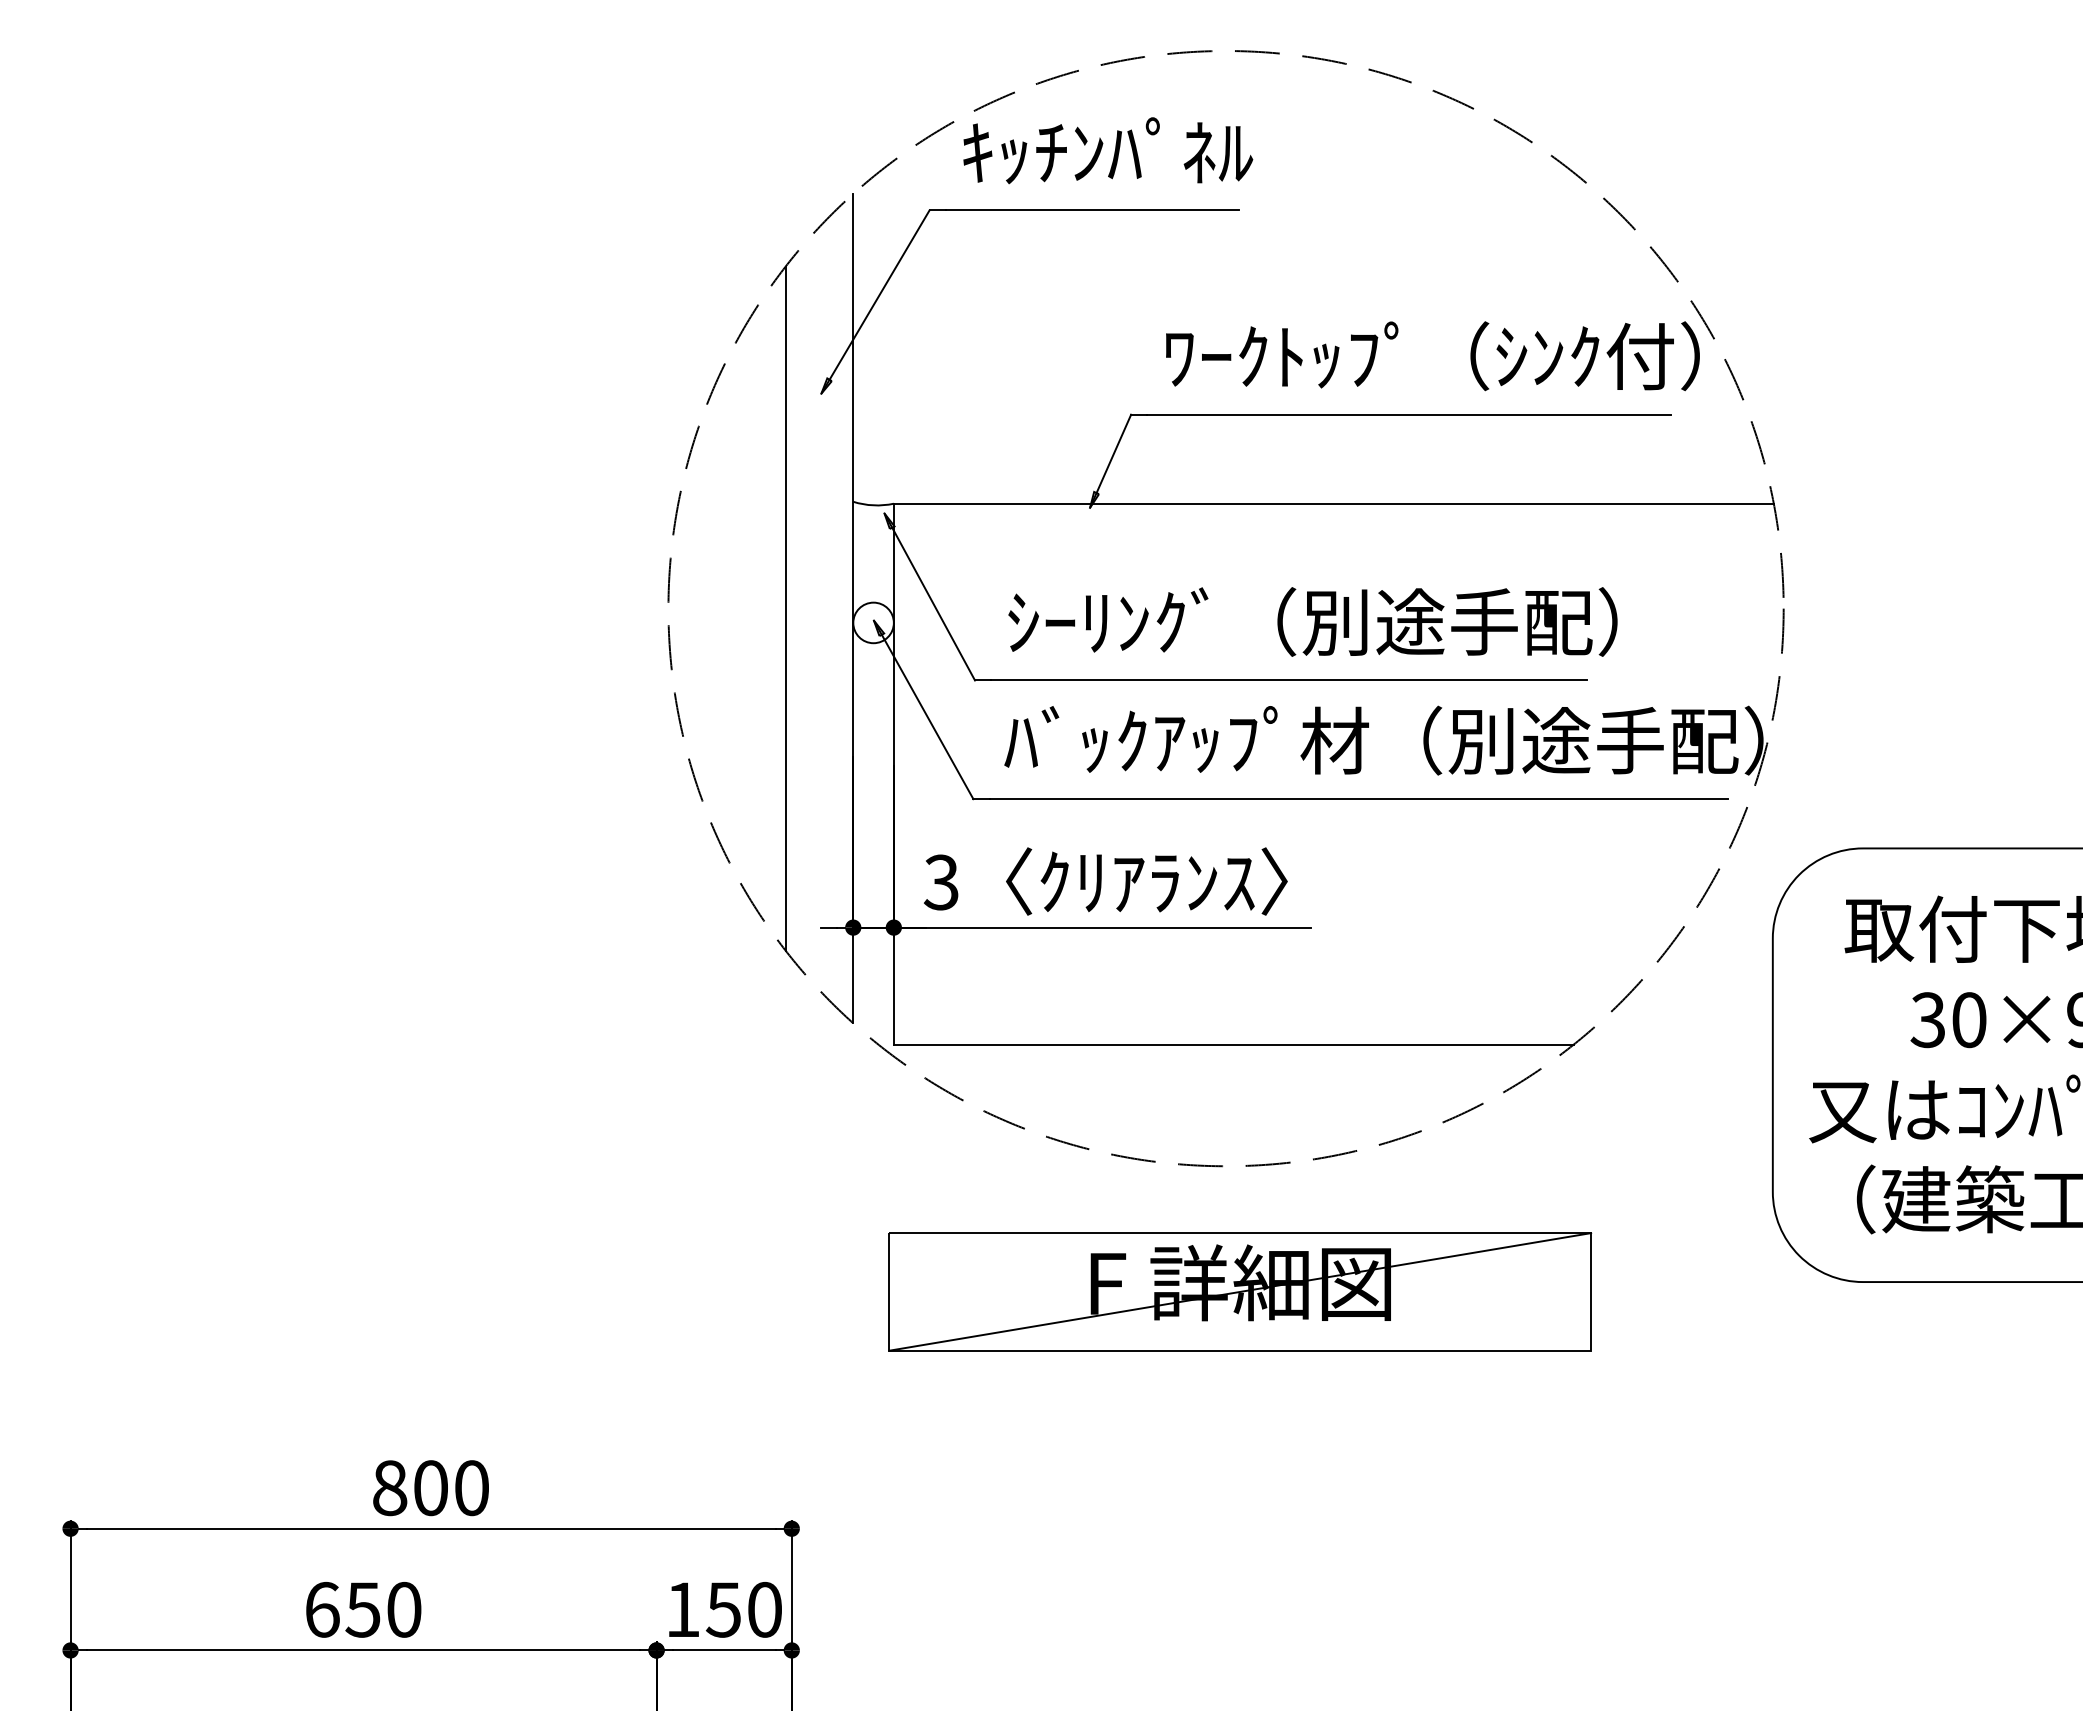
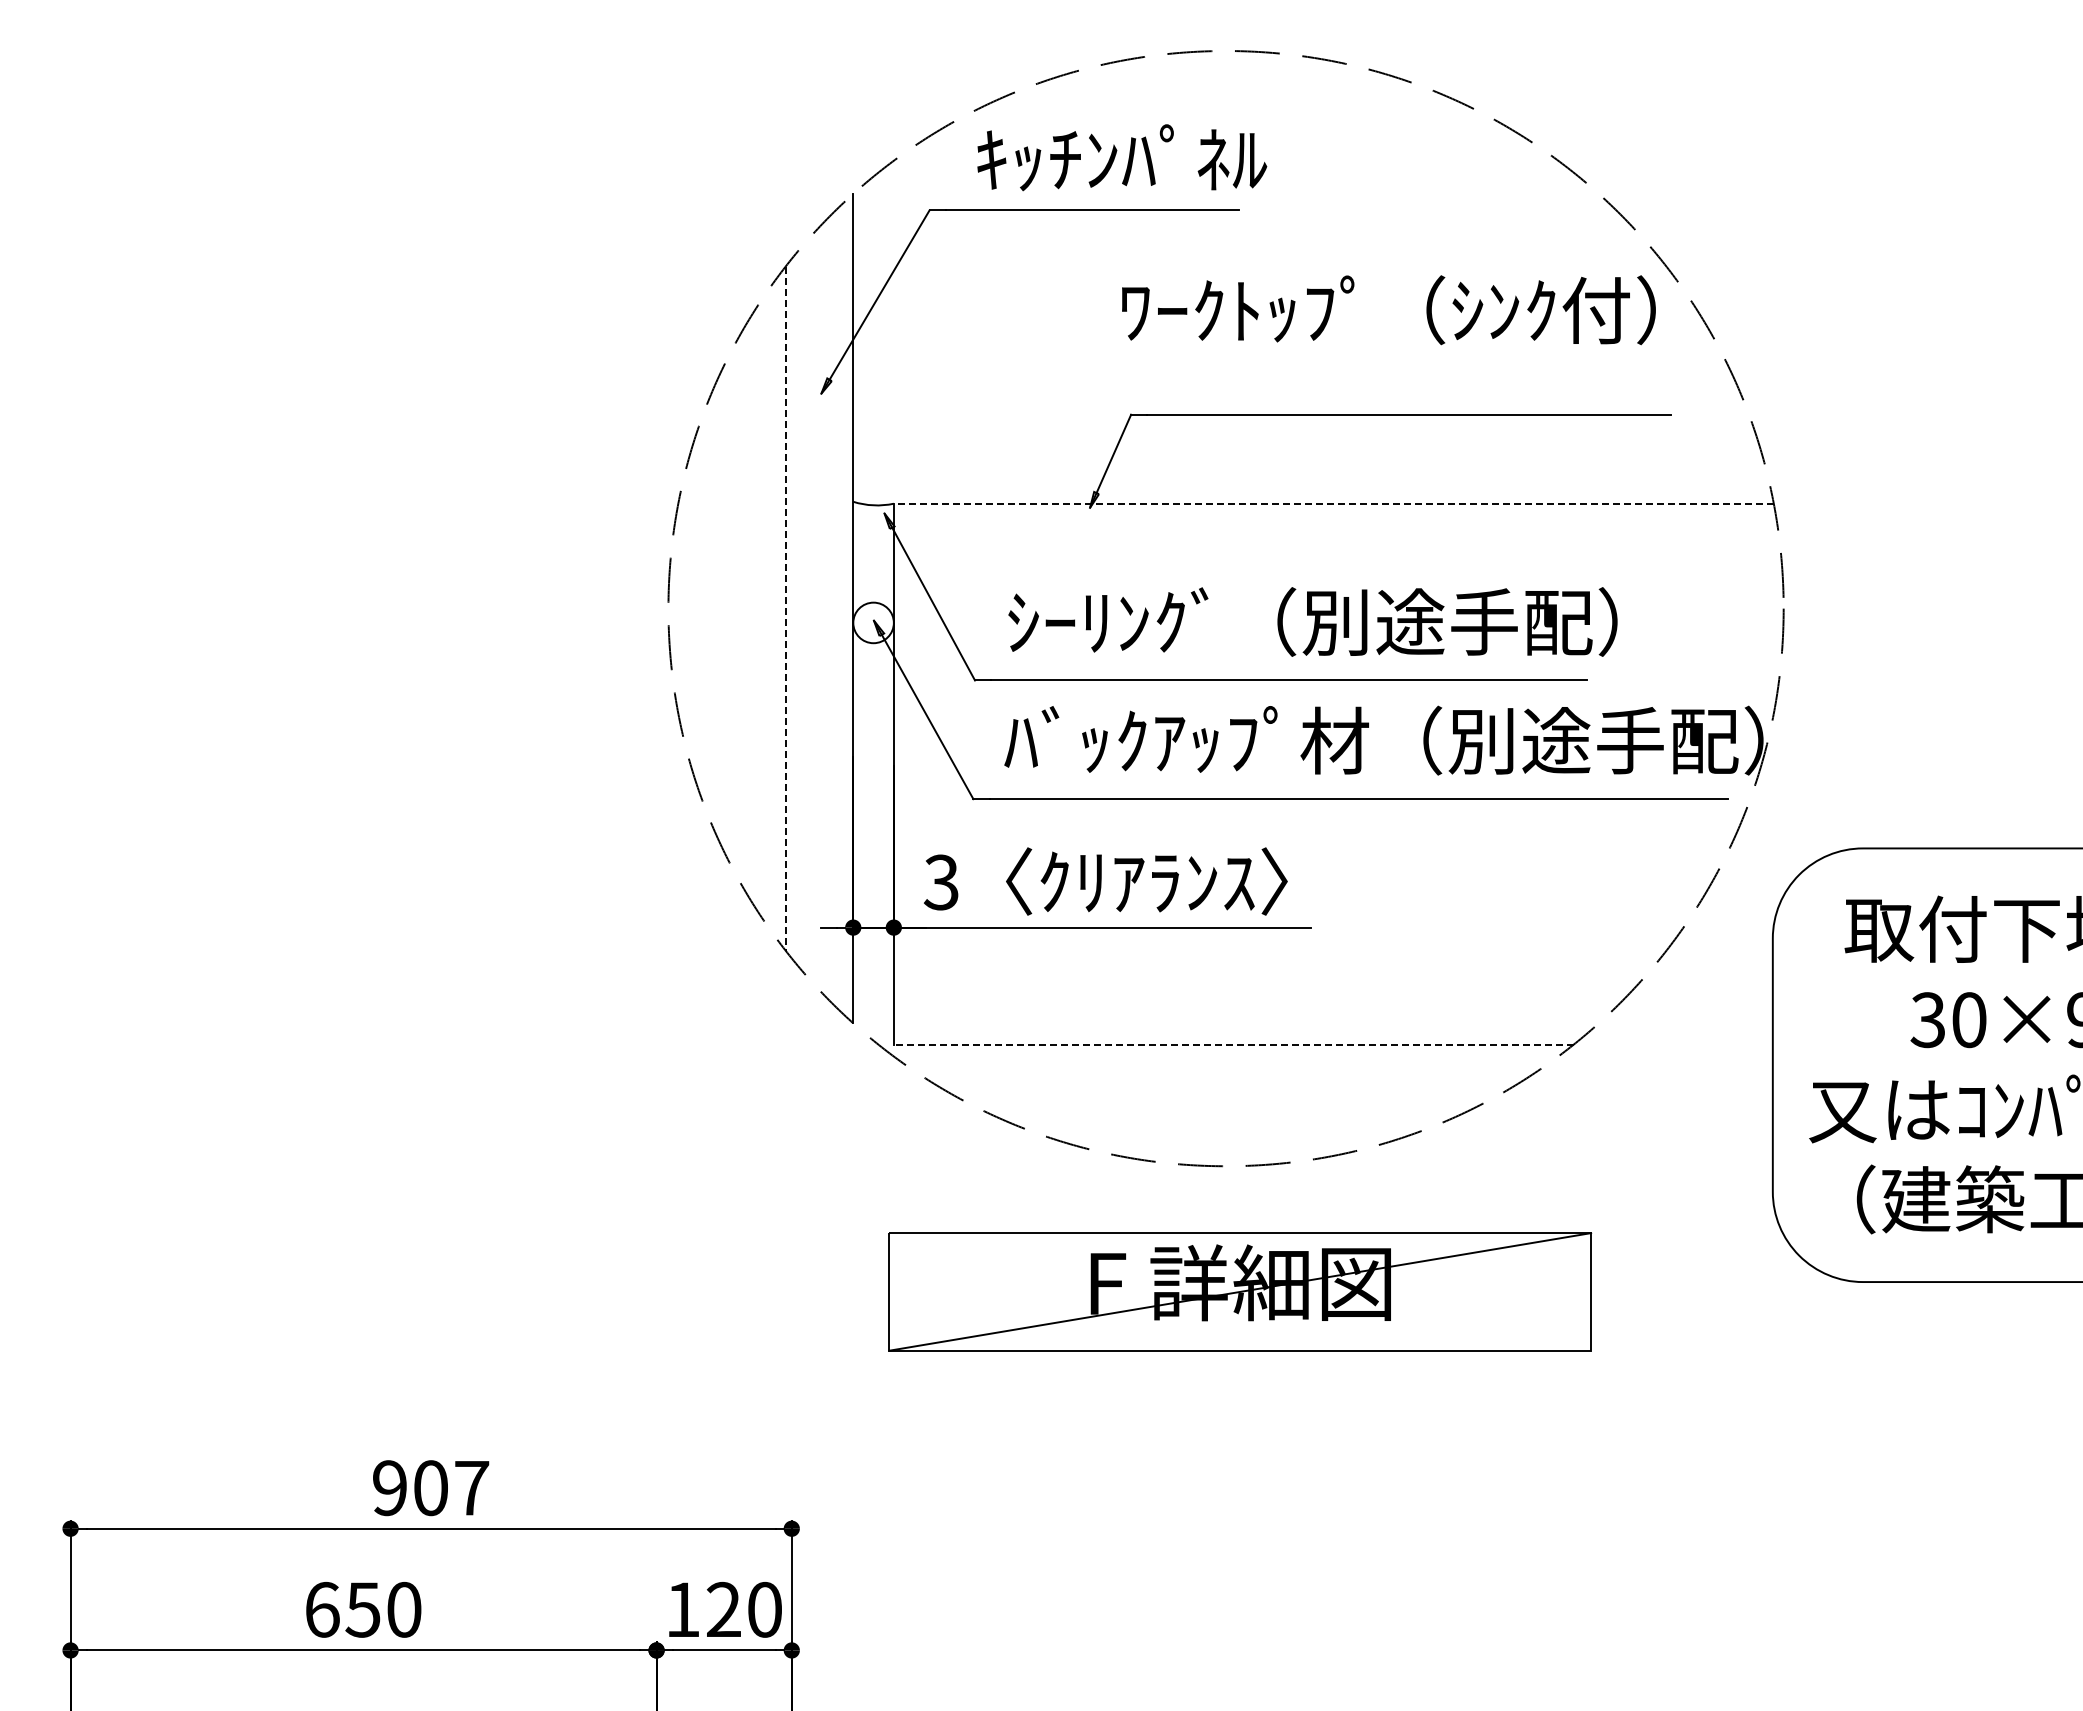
text position: (1108, 150) -> (1122, 157) (1122, 157)
text position: (1432, 356) -> (1388, 310) (1388, 310)
line: solid -> dashed (1333, 503)
line: solid -> dashed (785, 609)
line: solid -> dashed (1233, 1044)
text: 800 -> 907 (431, 1488)
text: 150 -> 120 (722, 1609)
